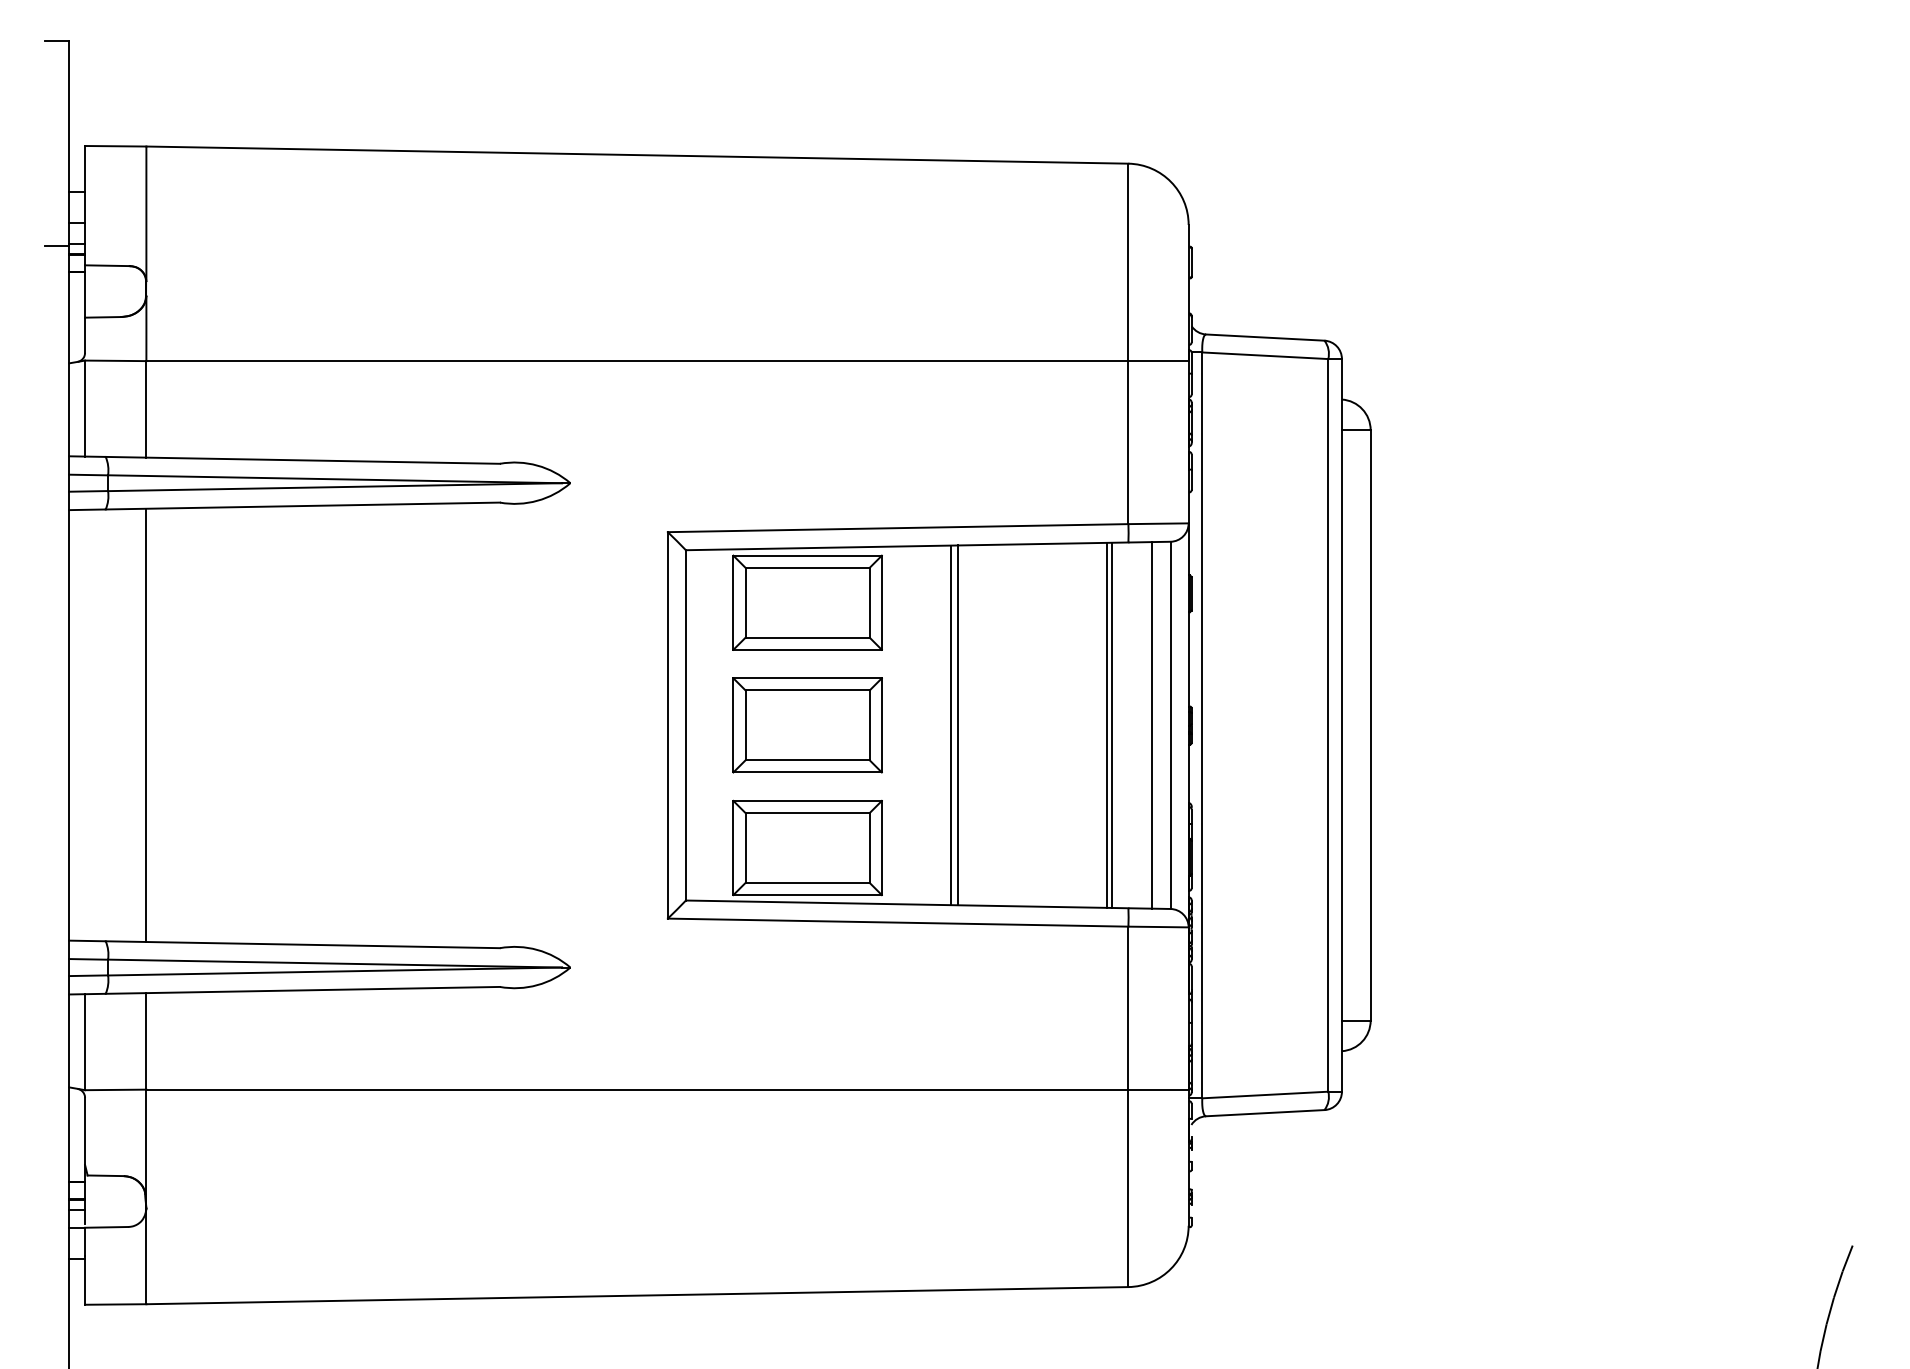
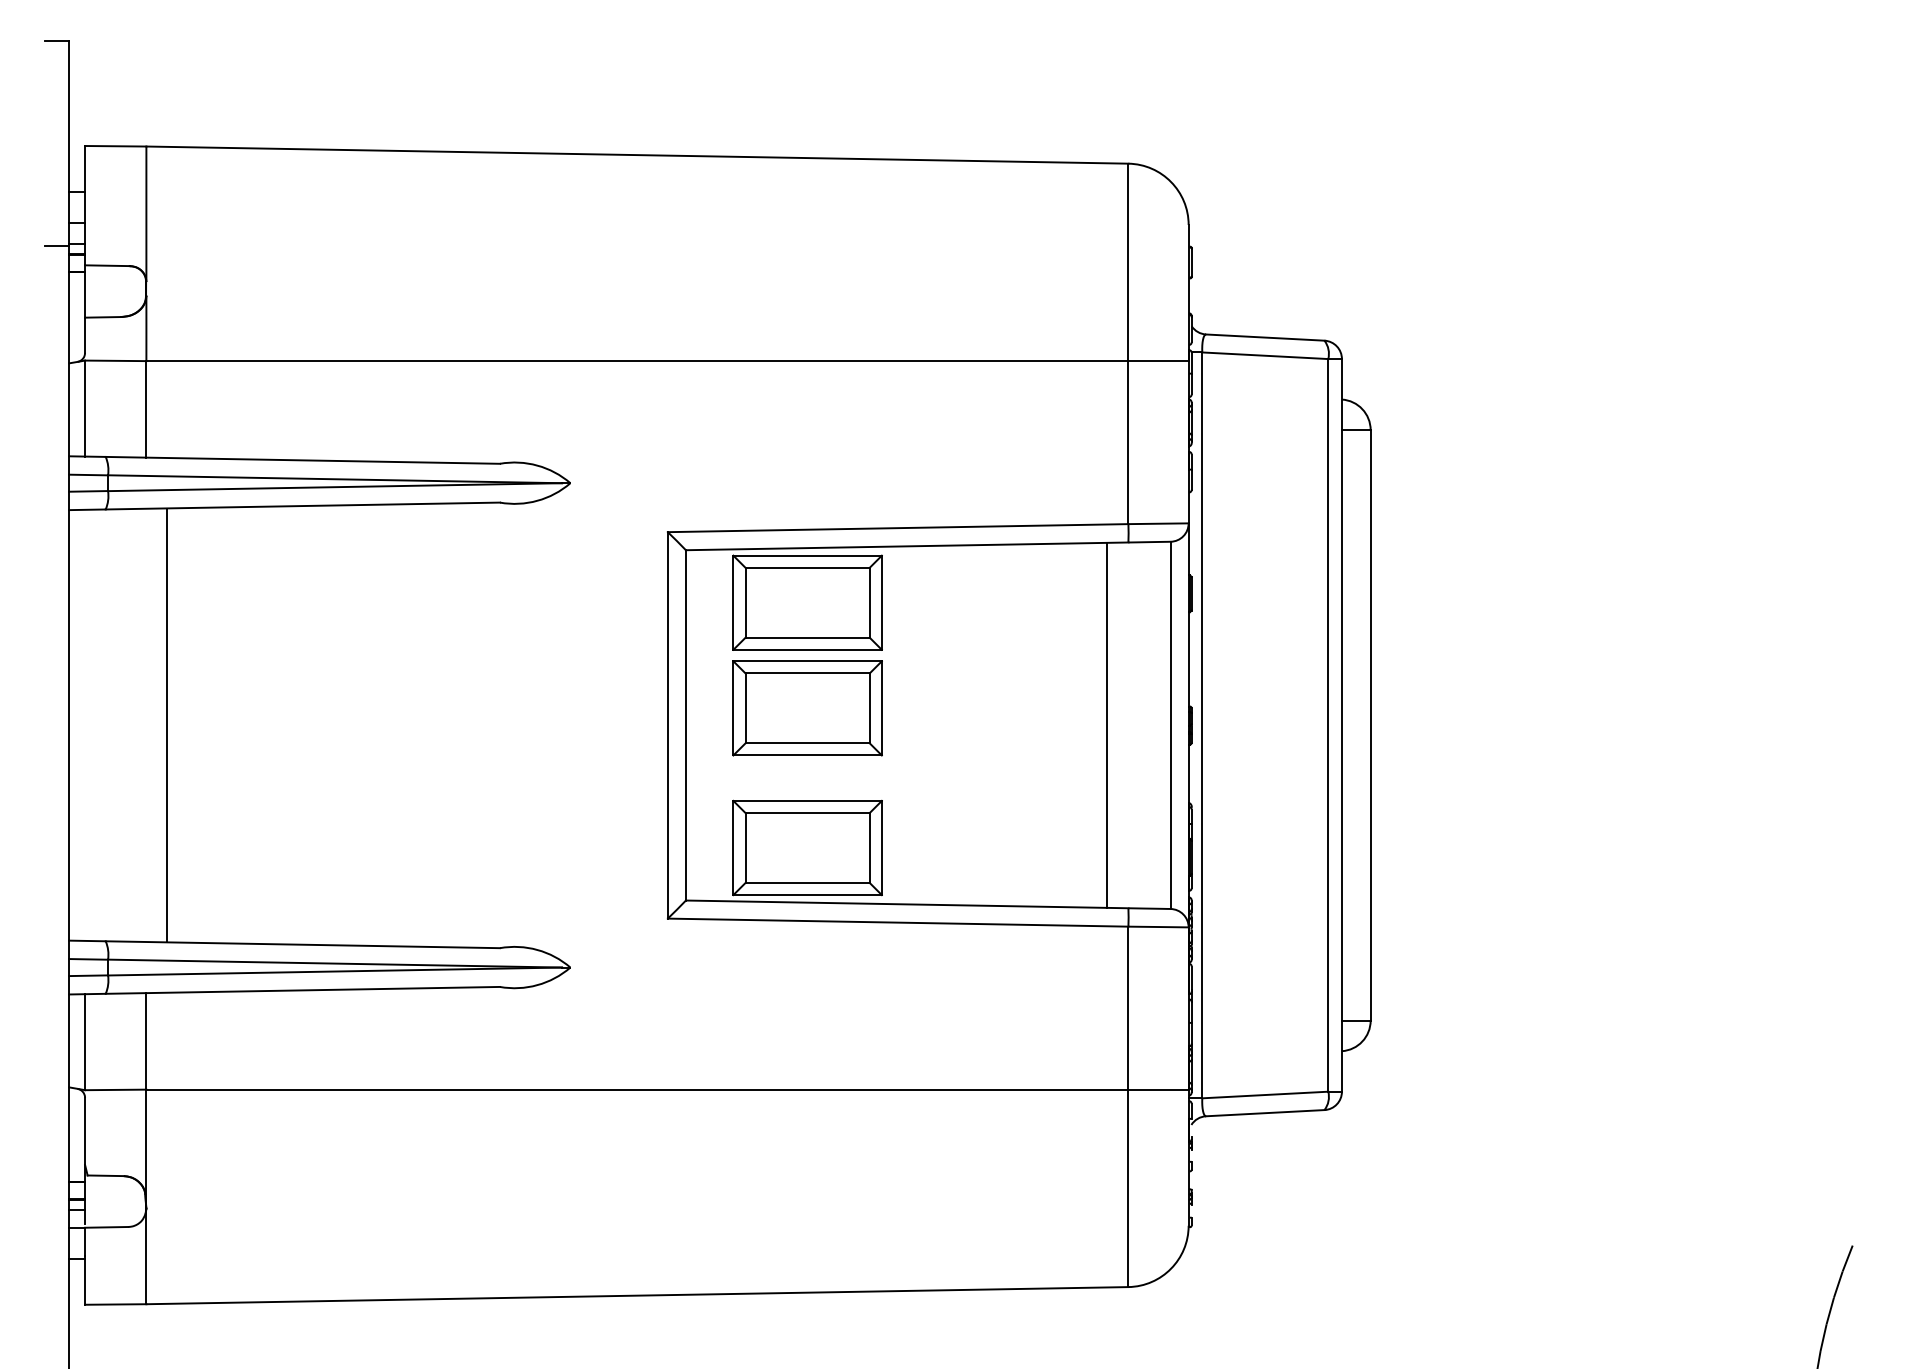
line position: (146, 724) -> (167, 724) (167, 724)
line: present -> none (1112, 724)
part position: (807, 725) -> (807, 708) (807, 708)
line: present -> none (950, 725)
line: present -> none (957, 725)
line: present -> none (1151, 725)
